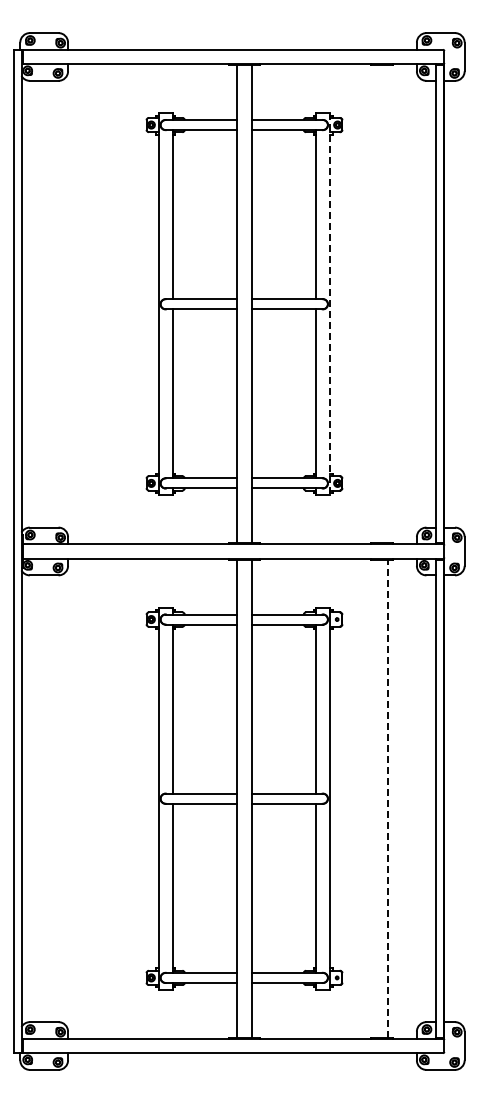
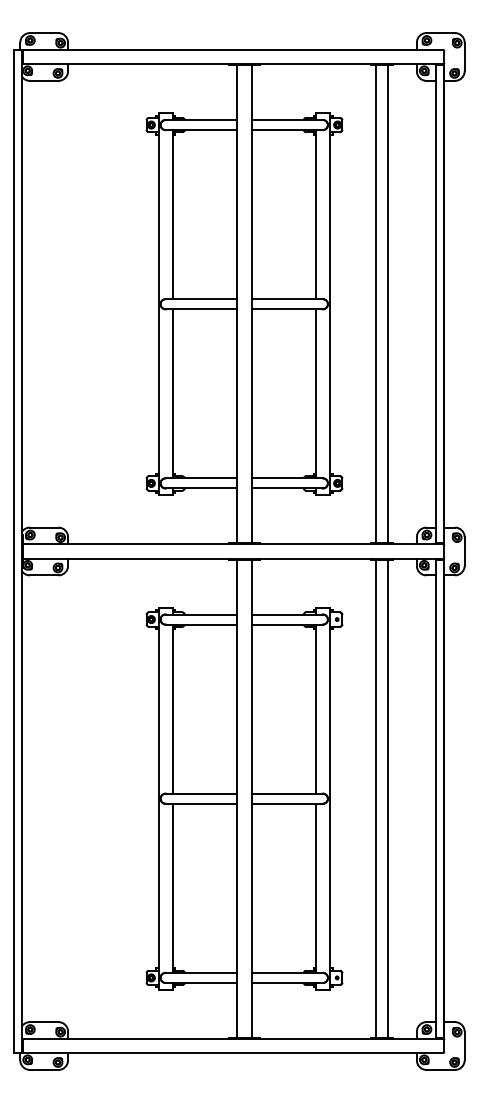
line: dashed -> solid (330, 304)
line: none -> present (375, 304)
line: none -> present (388, 304)
line: none -> present (375, 798)
line: dashed -> solid (388, 798)
